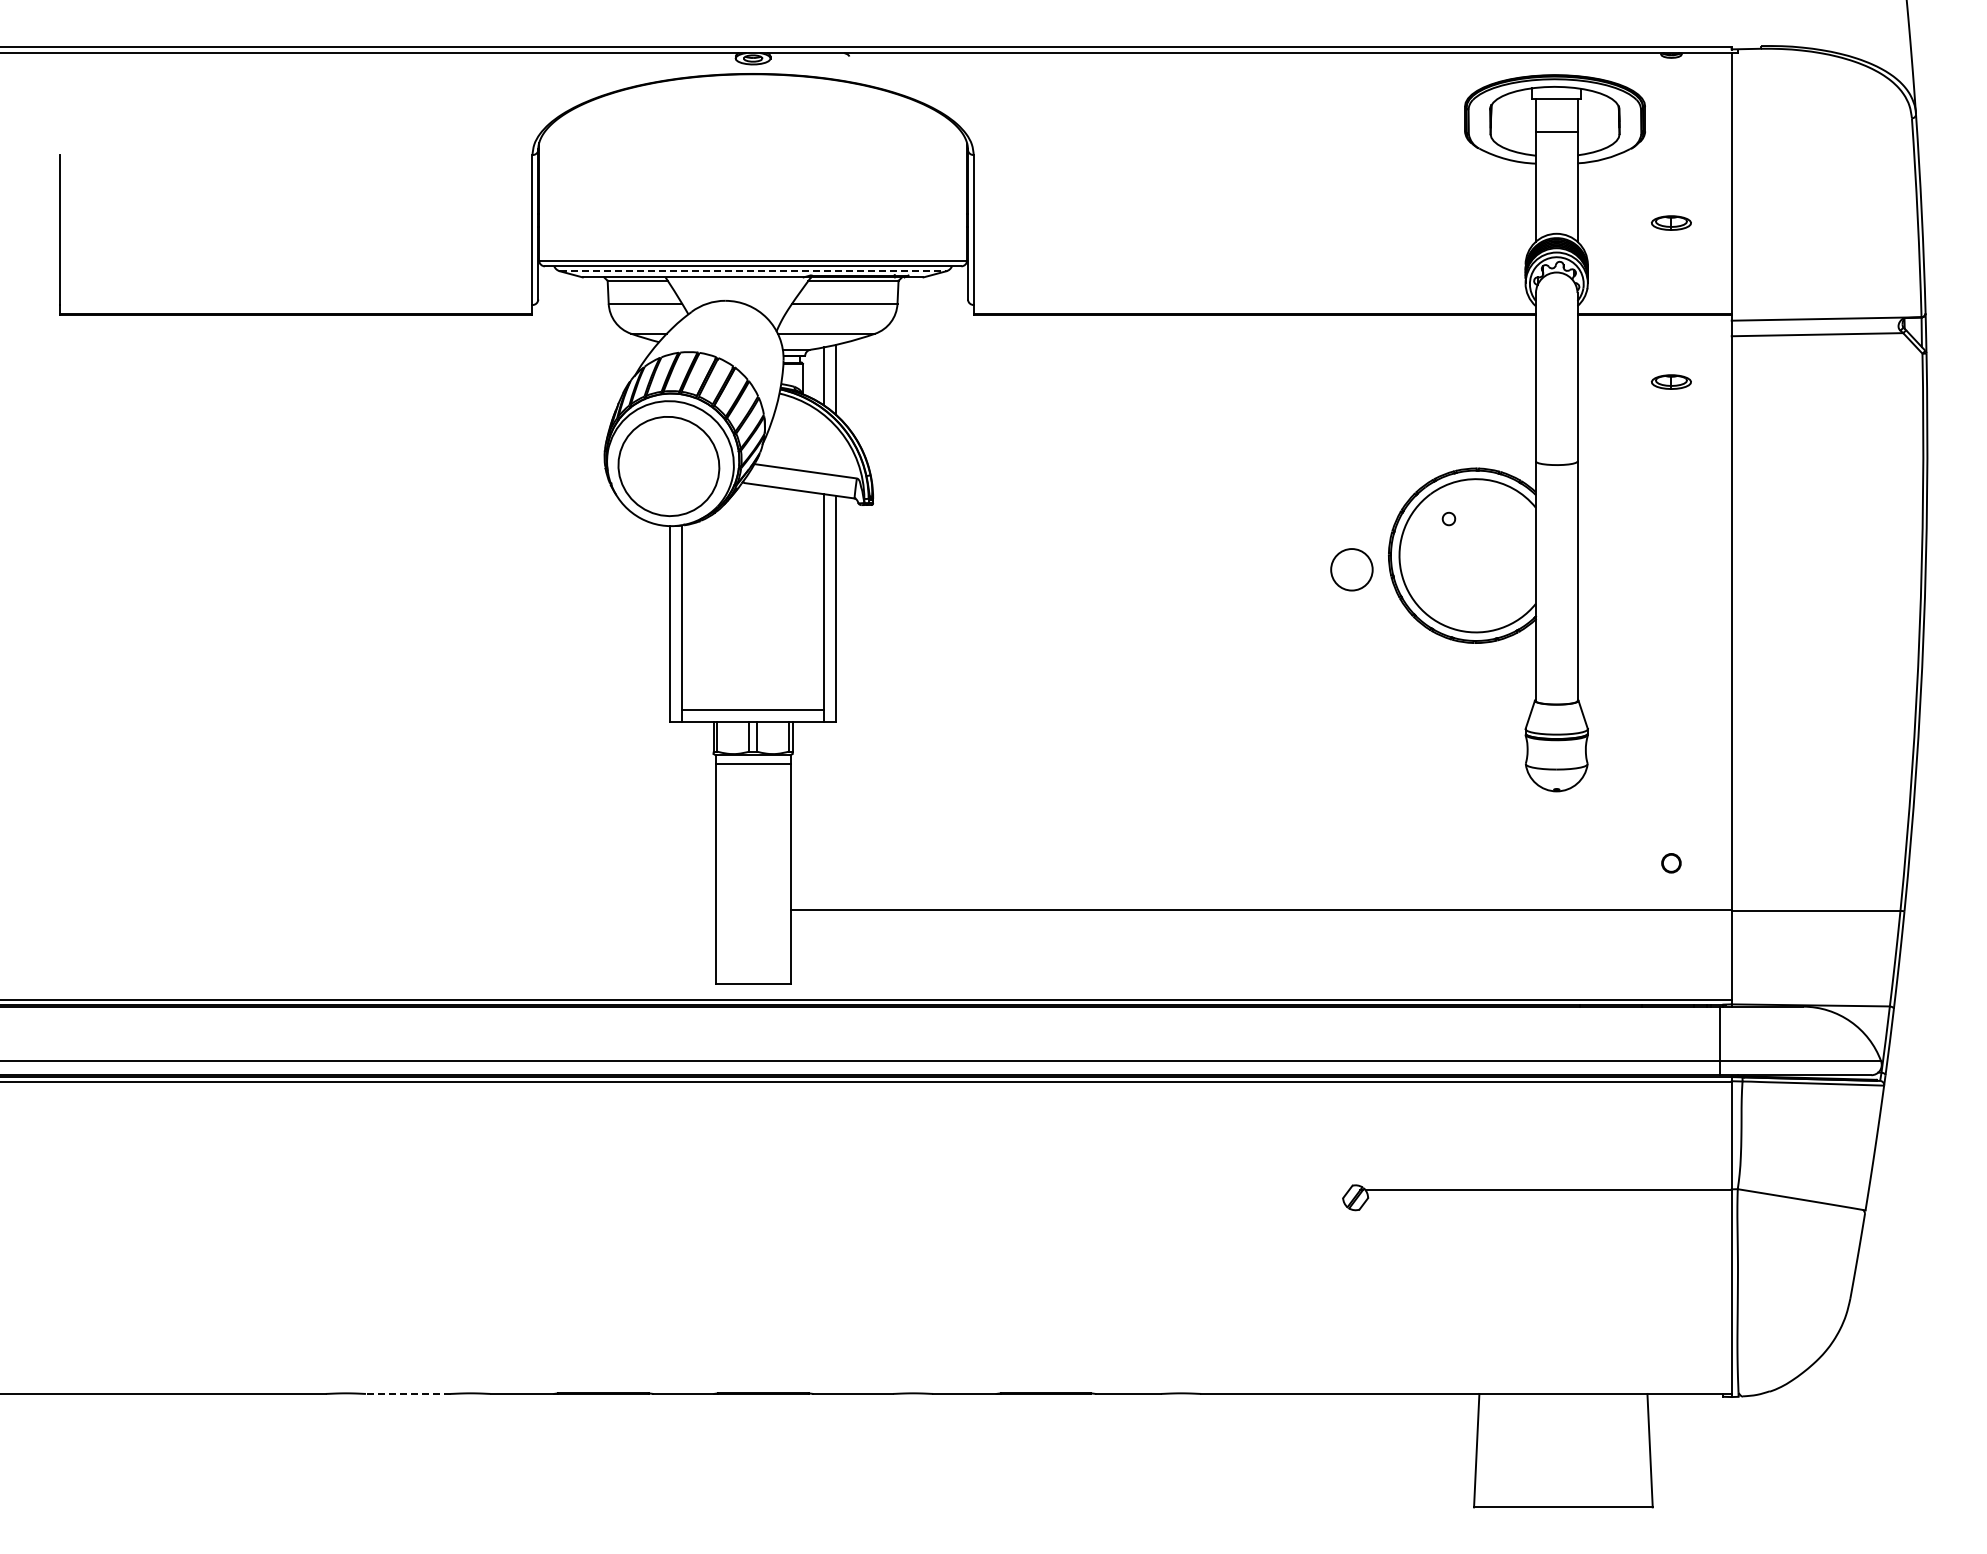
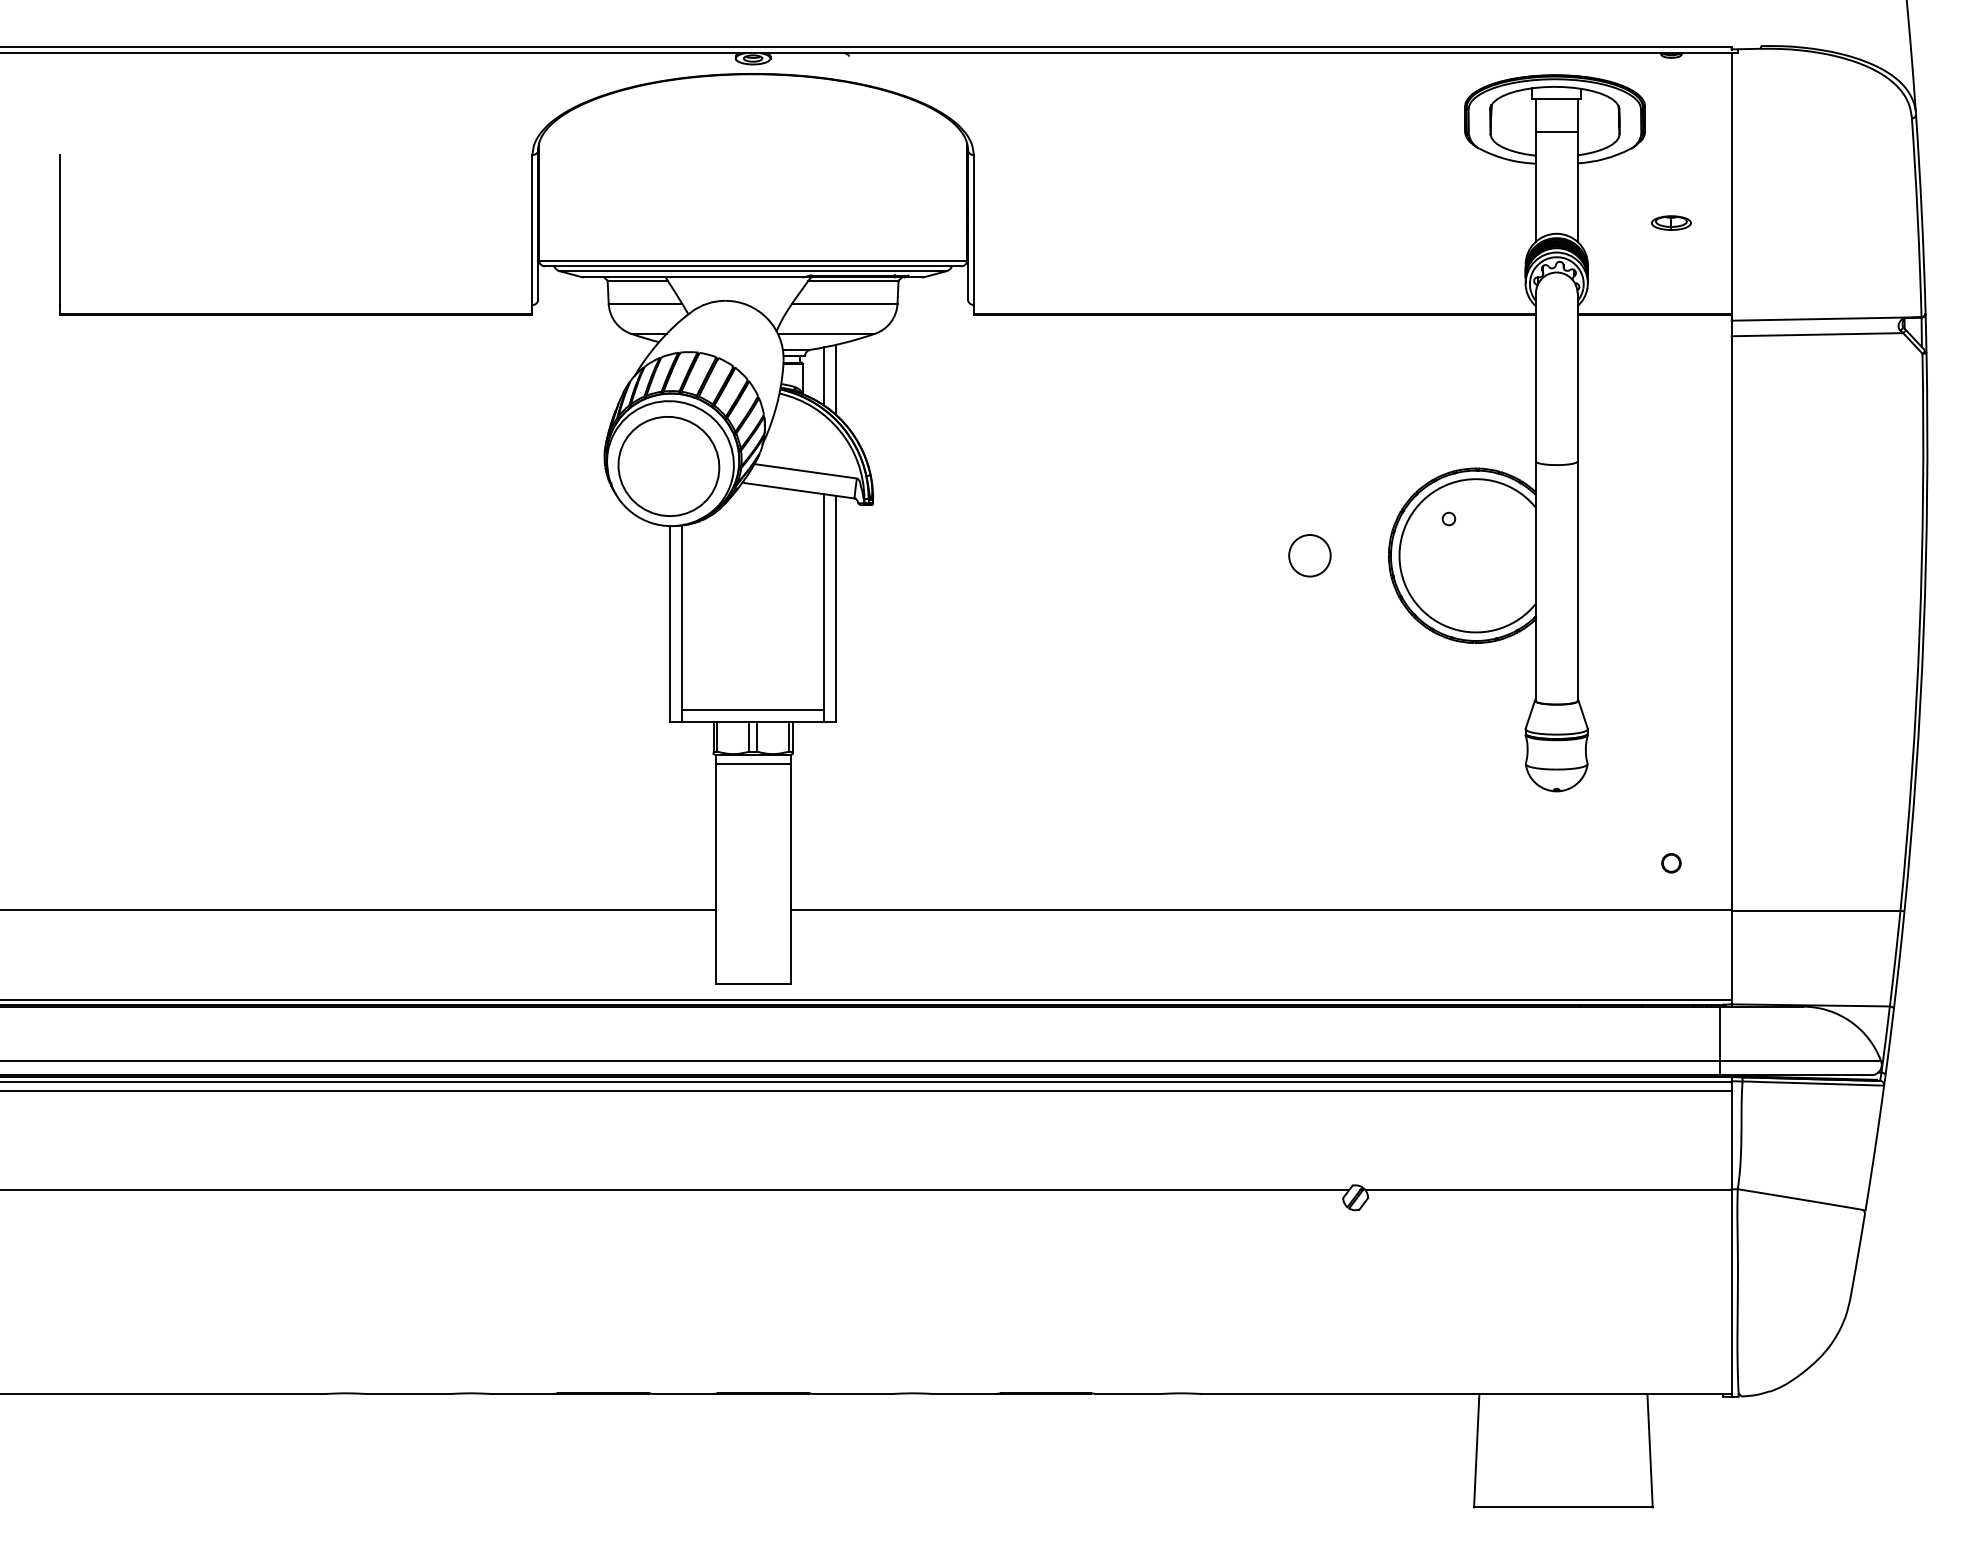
line: dashed -> solid (753, 271)
part: present -> none (1671, 381)
circle position: (1351, 569) -> (1309, 555) (1309, 555)
line: none -> present (358, 909)
line: none -> present (866, 1090)
line: none -> present (675, 1190)
line: dashed -> solid (407, 1393)
